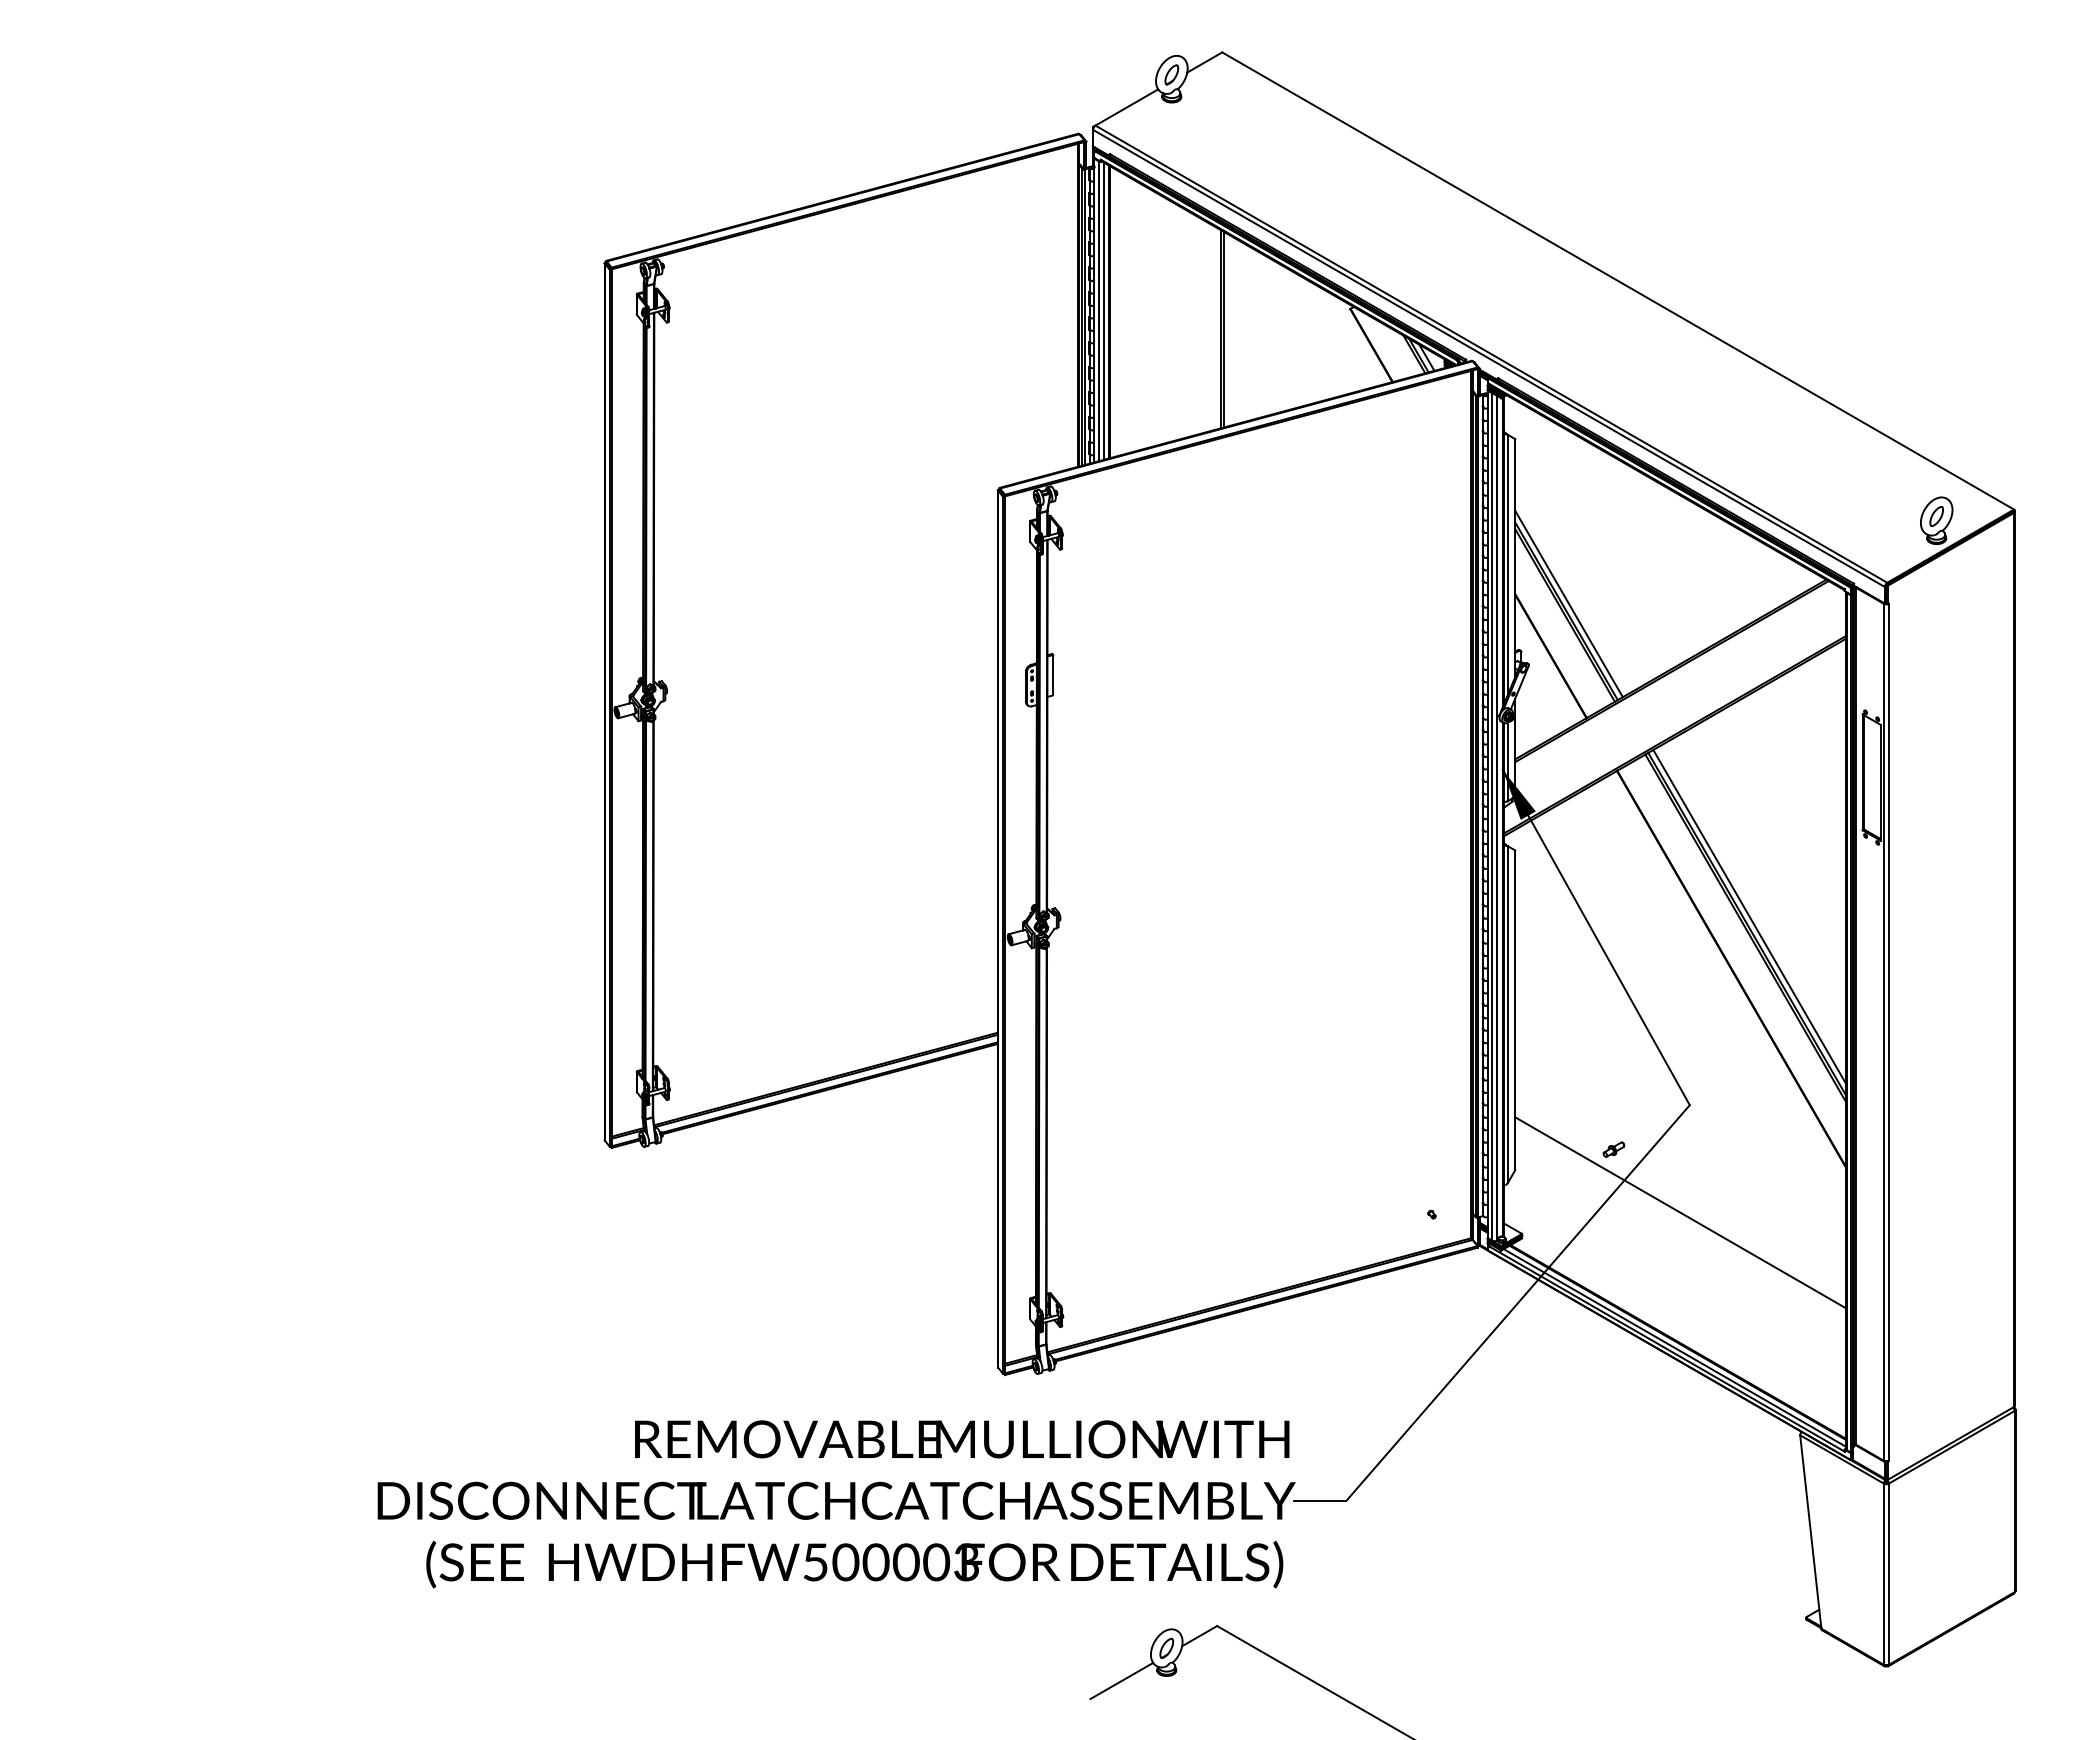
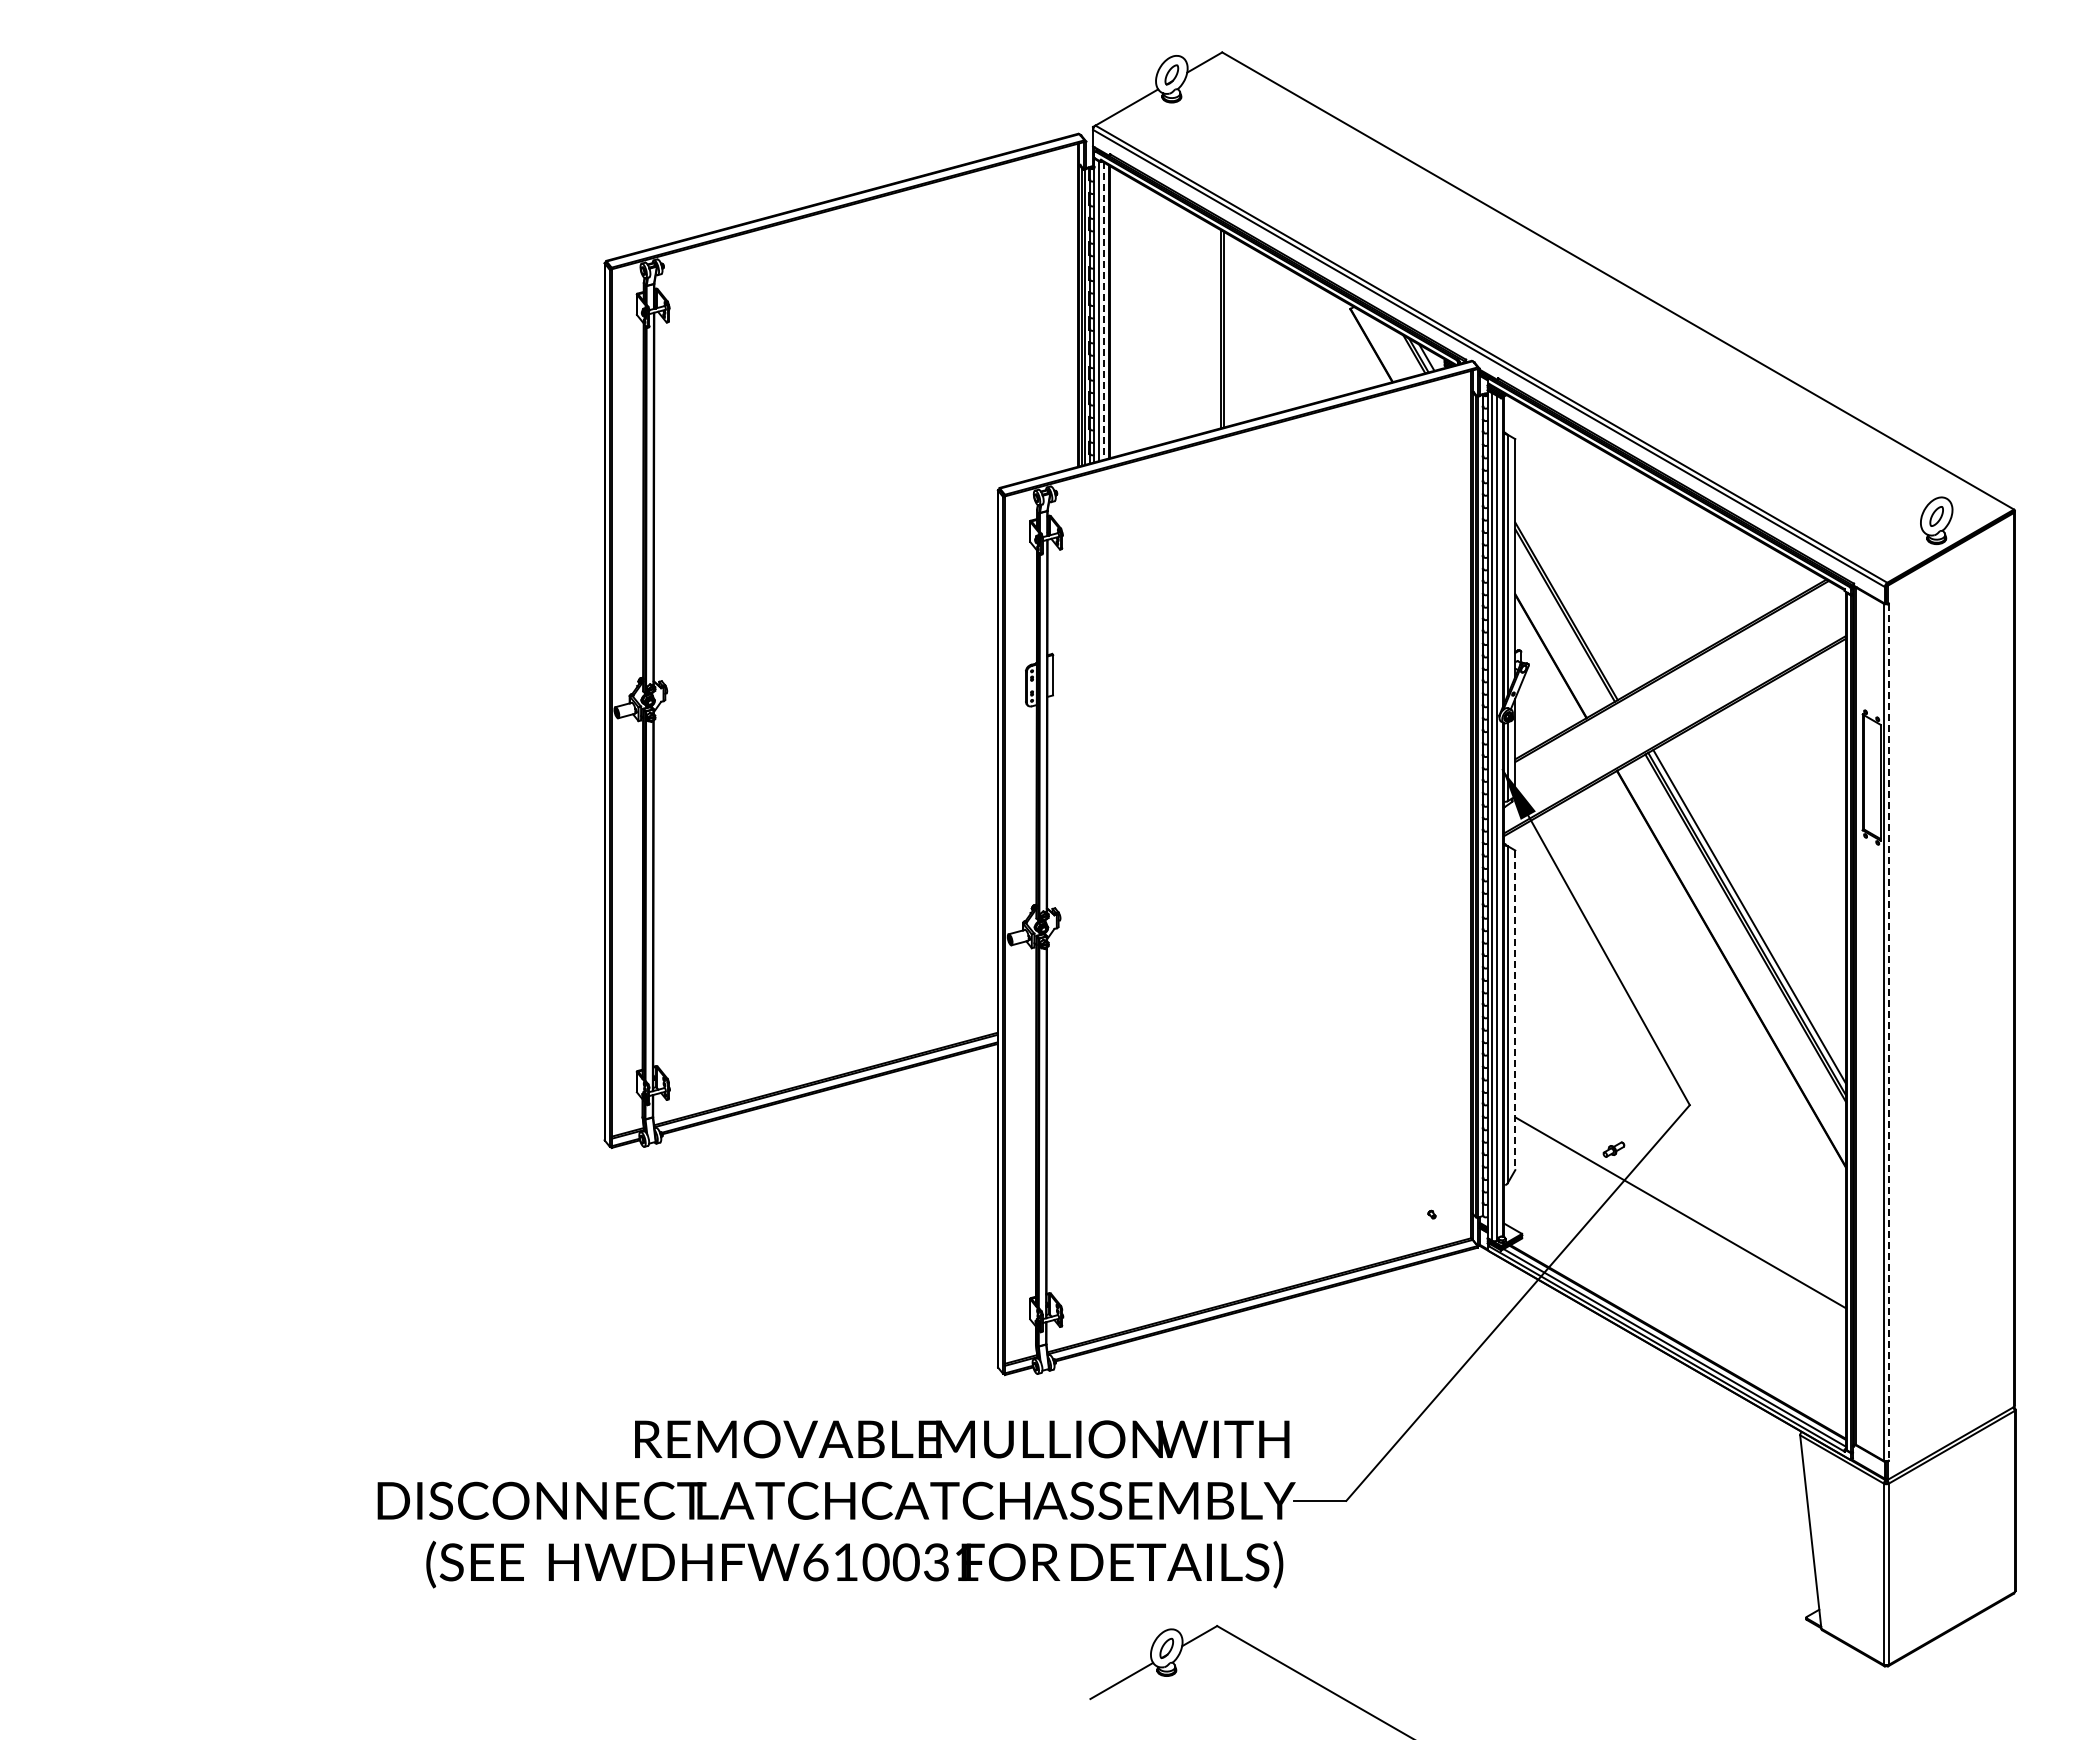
line: solid -> dashed (1103, 311)
line: present -> none (1568, 603)
line: solid -> dashed (1515, 1010)
line: solid -> dashed (1888, 1032)
text: HWDHFW500003 -> HWDHFW610031 (890, 1562)
